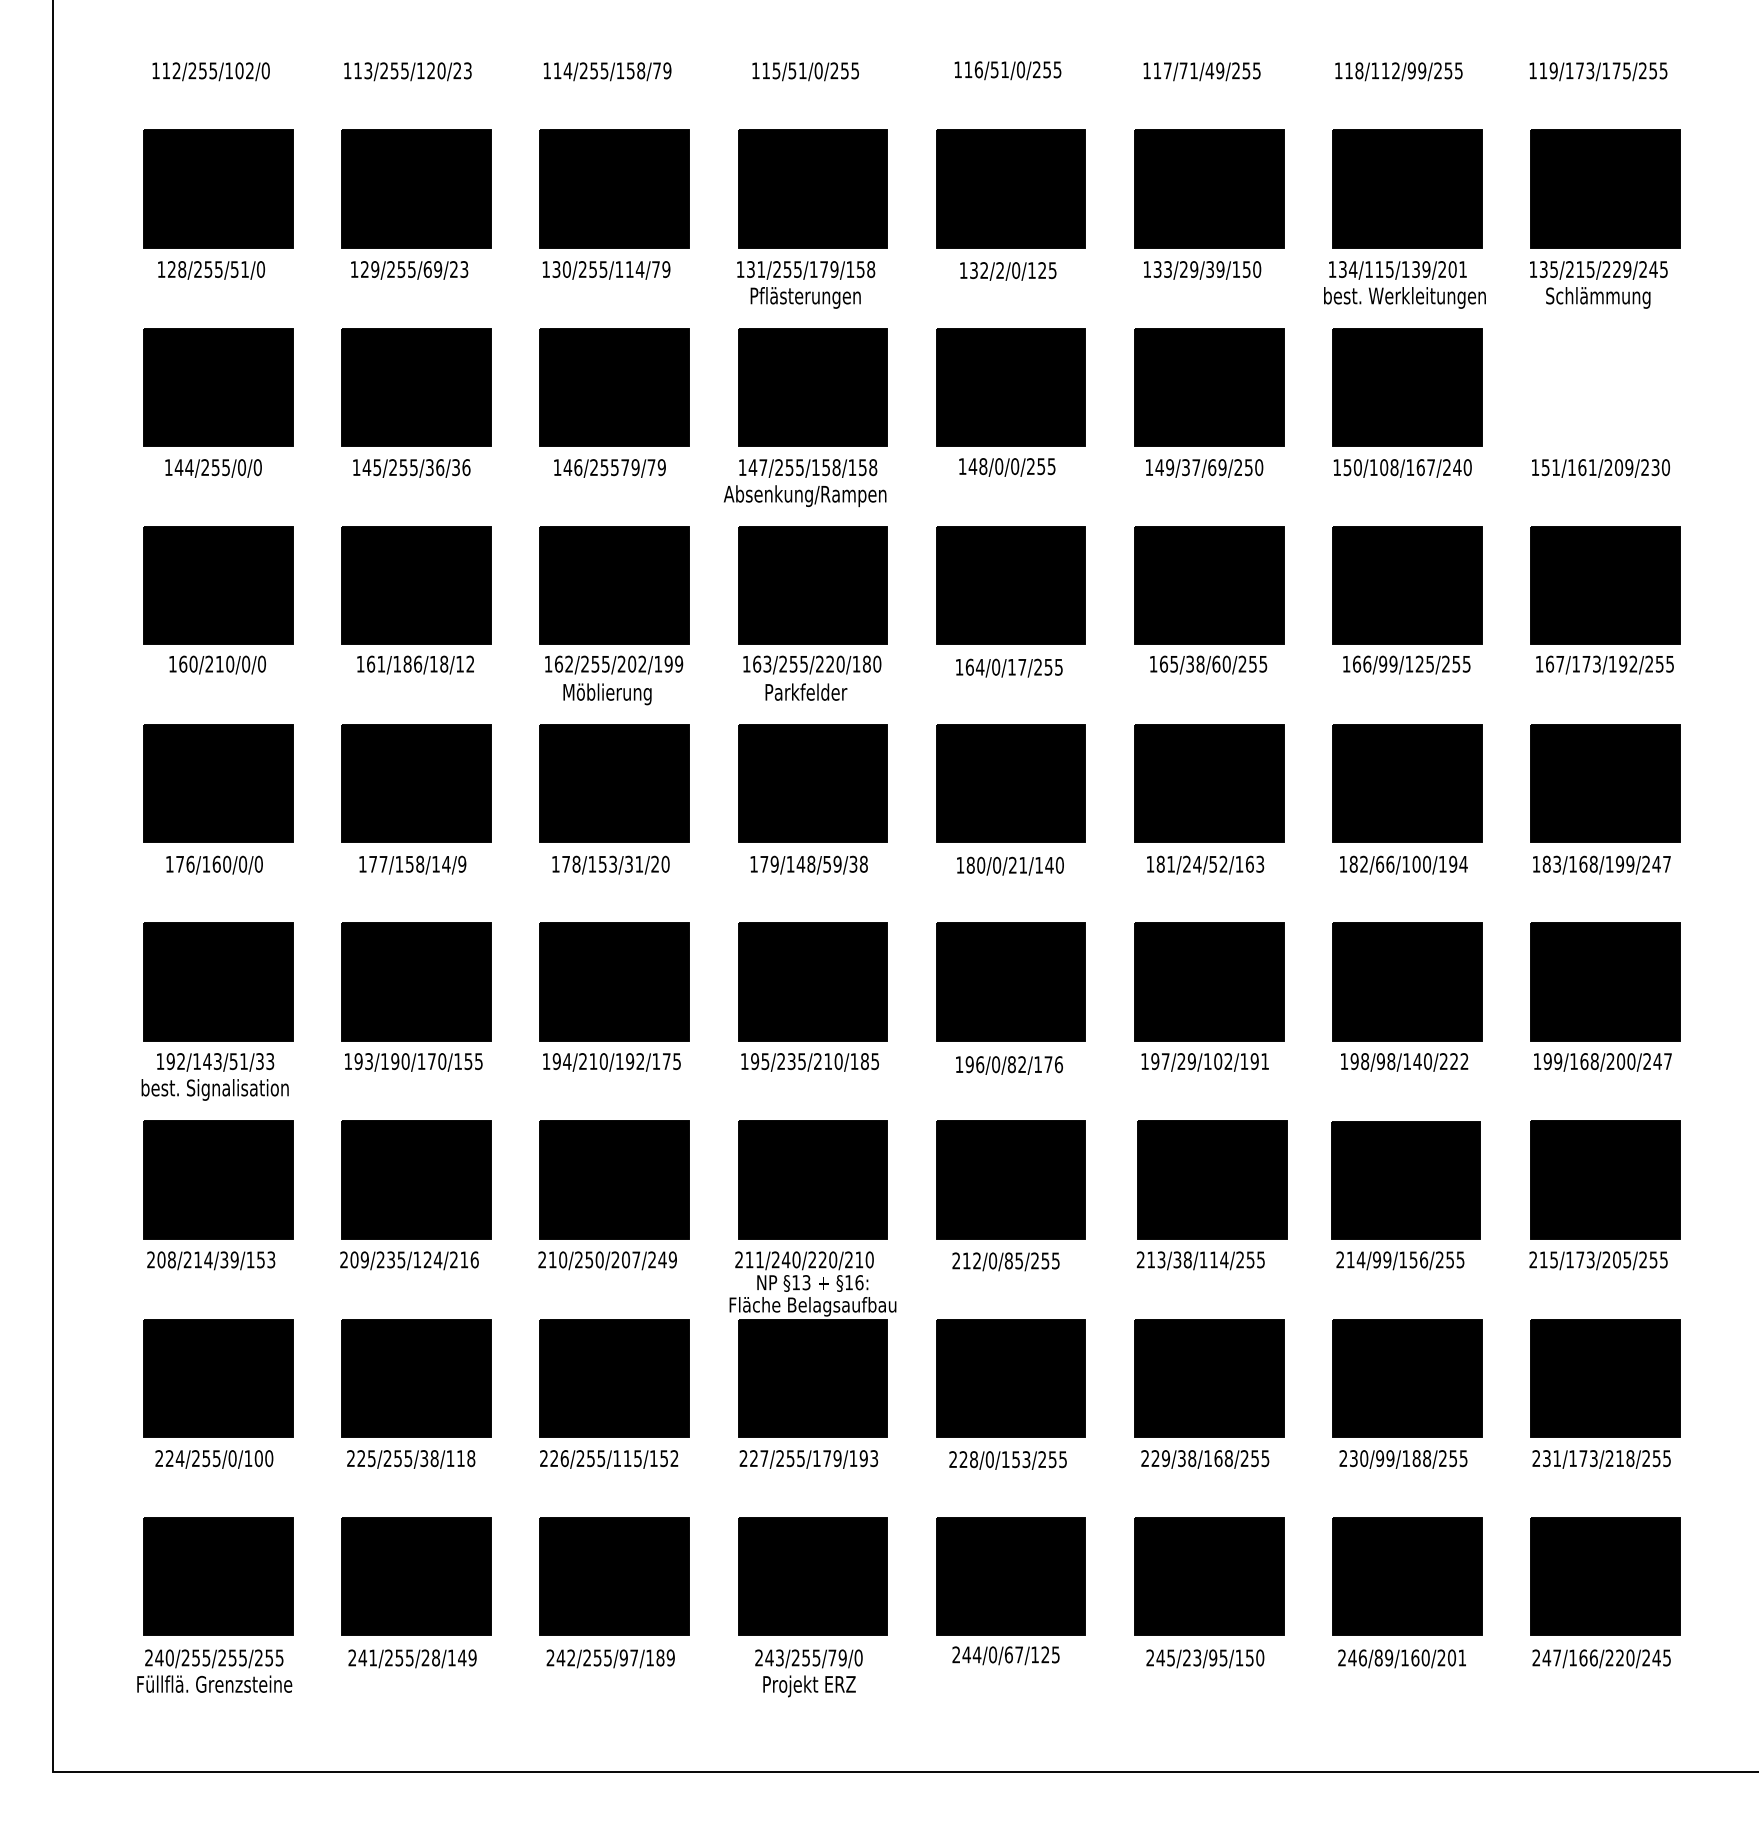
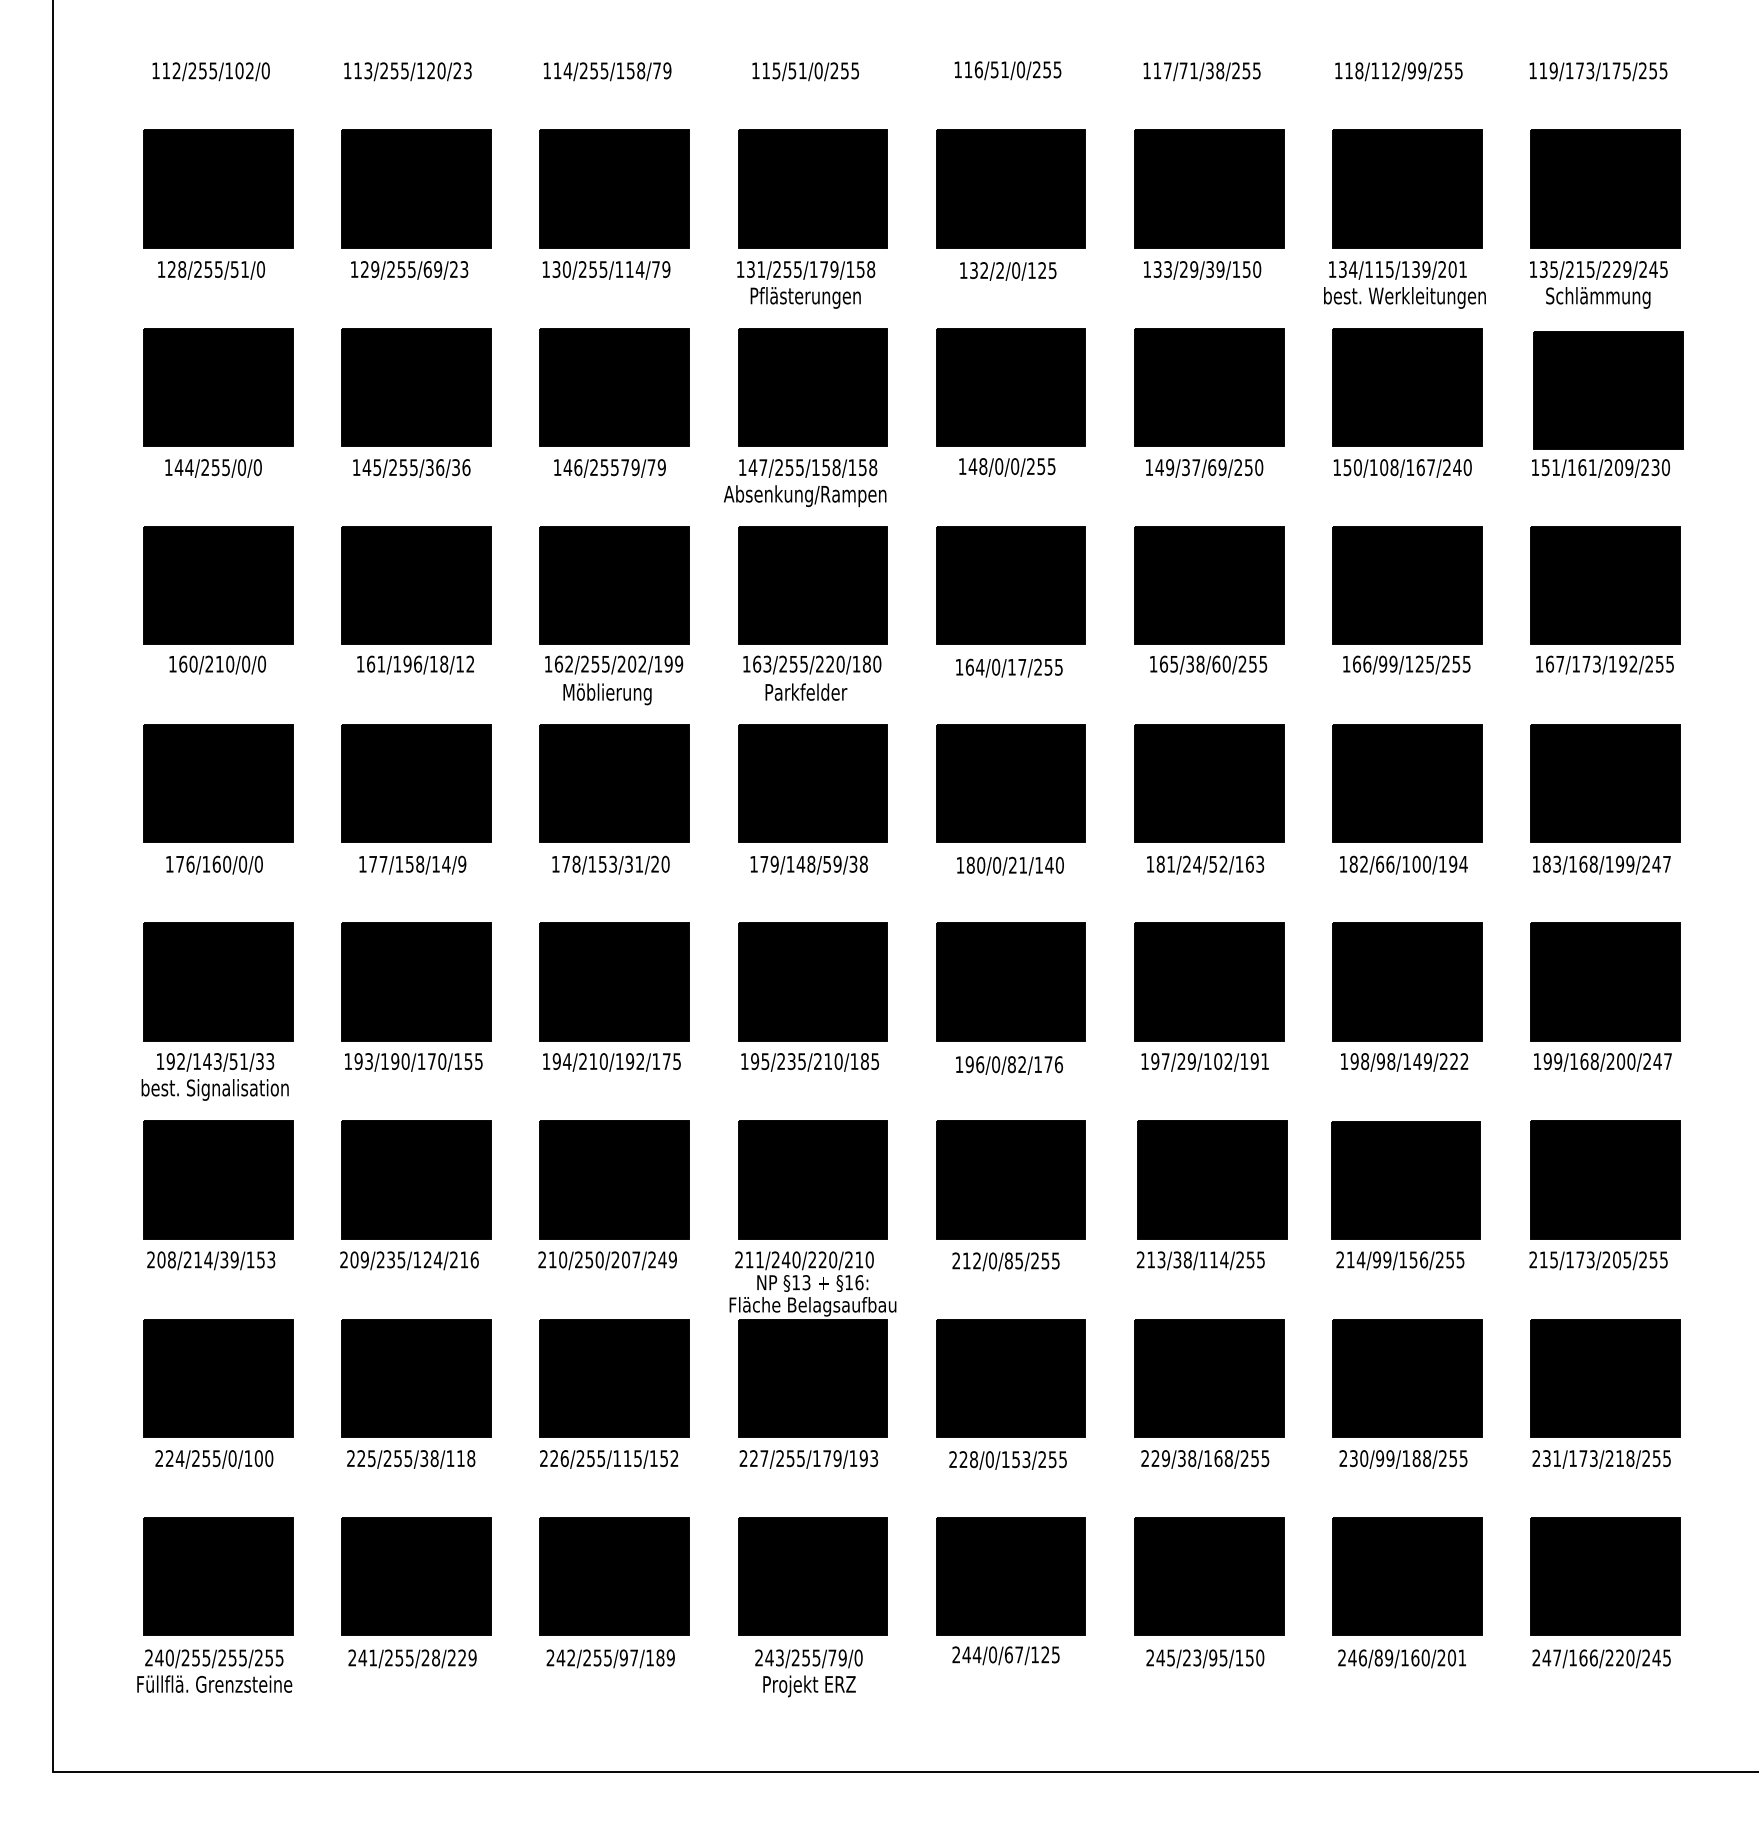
text: 117/71/49/255 -> 117/71/38/255 (1214, 70)
part: none -> present (1608, 390)
text: 161/186/18/12 -> 161/196/18/12 (407, 663)
text: 198/98/140/222 -> 198/98/149/222 (1427, 1061)
text: 241/255/28/149 -> 241/255/28/229 (457, 1657)
